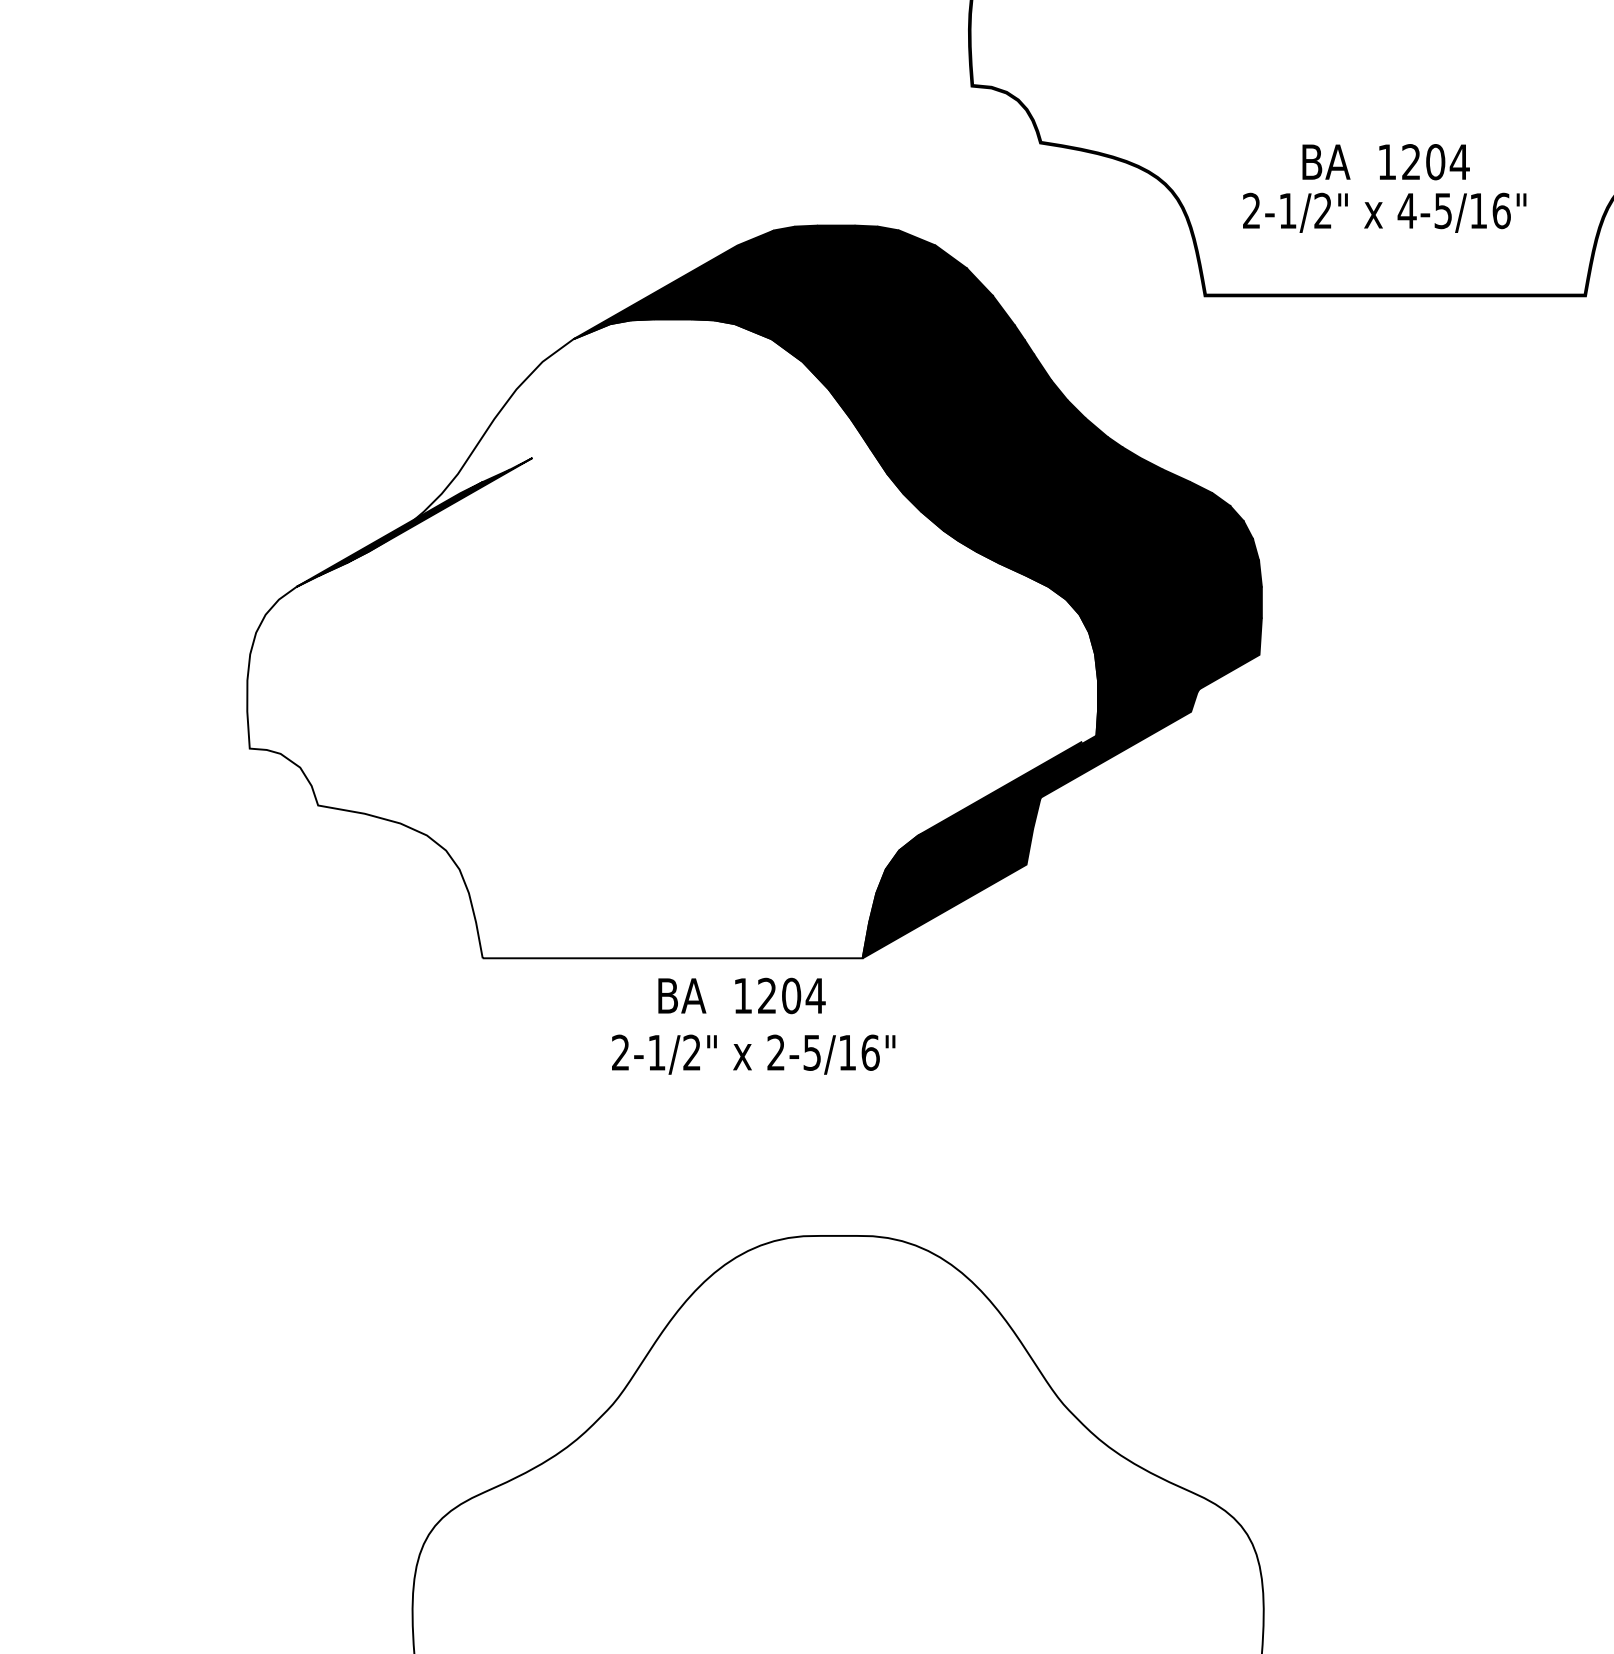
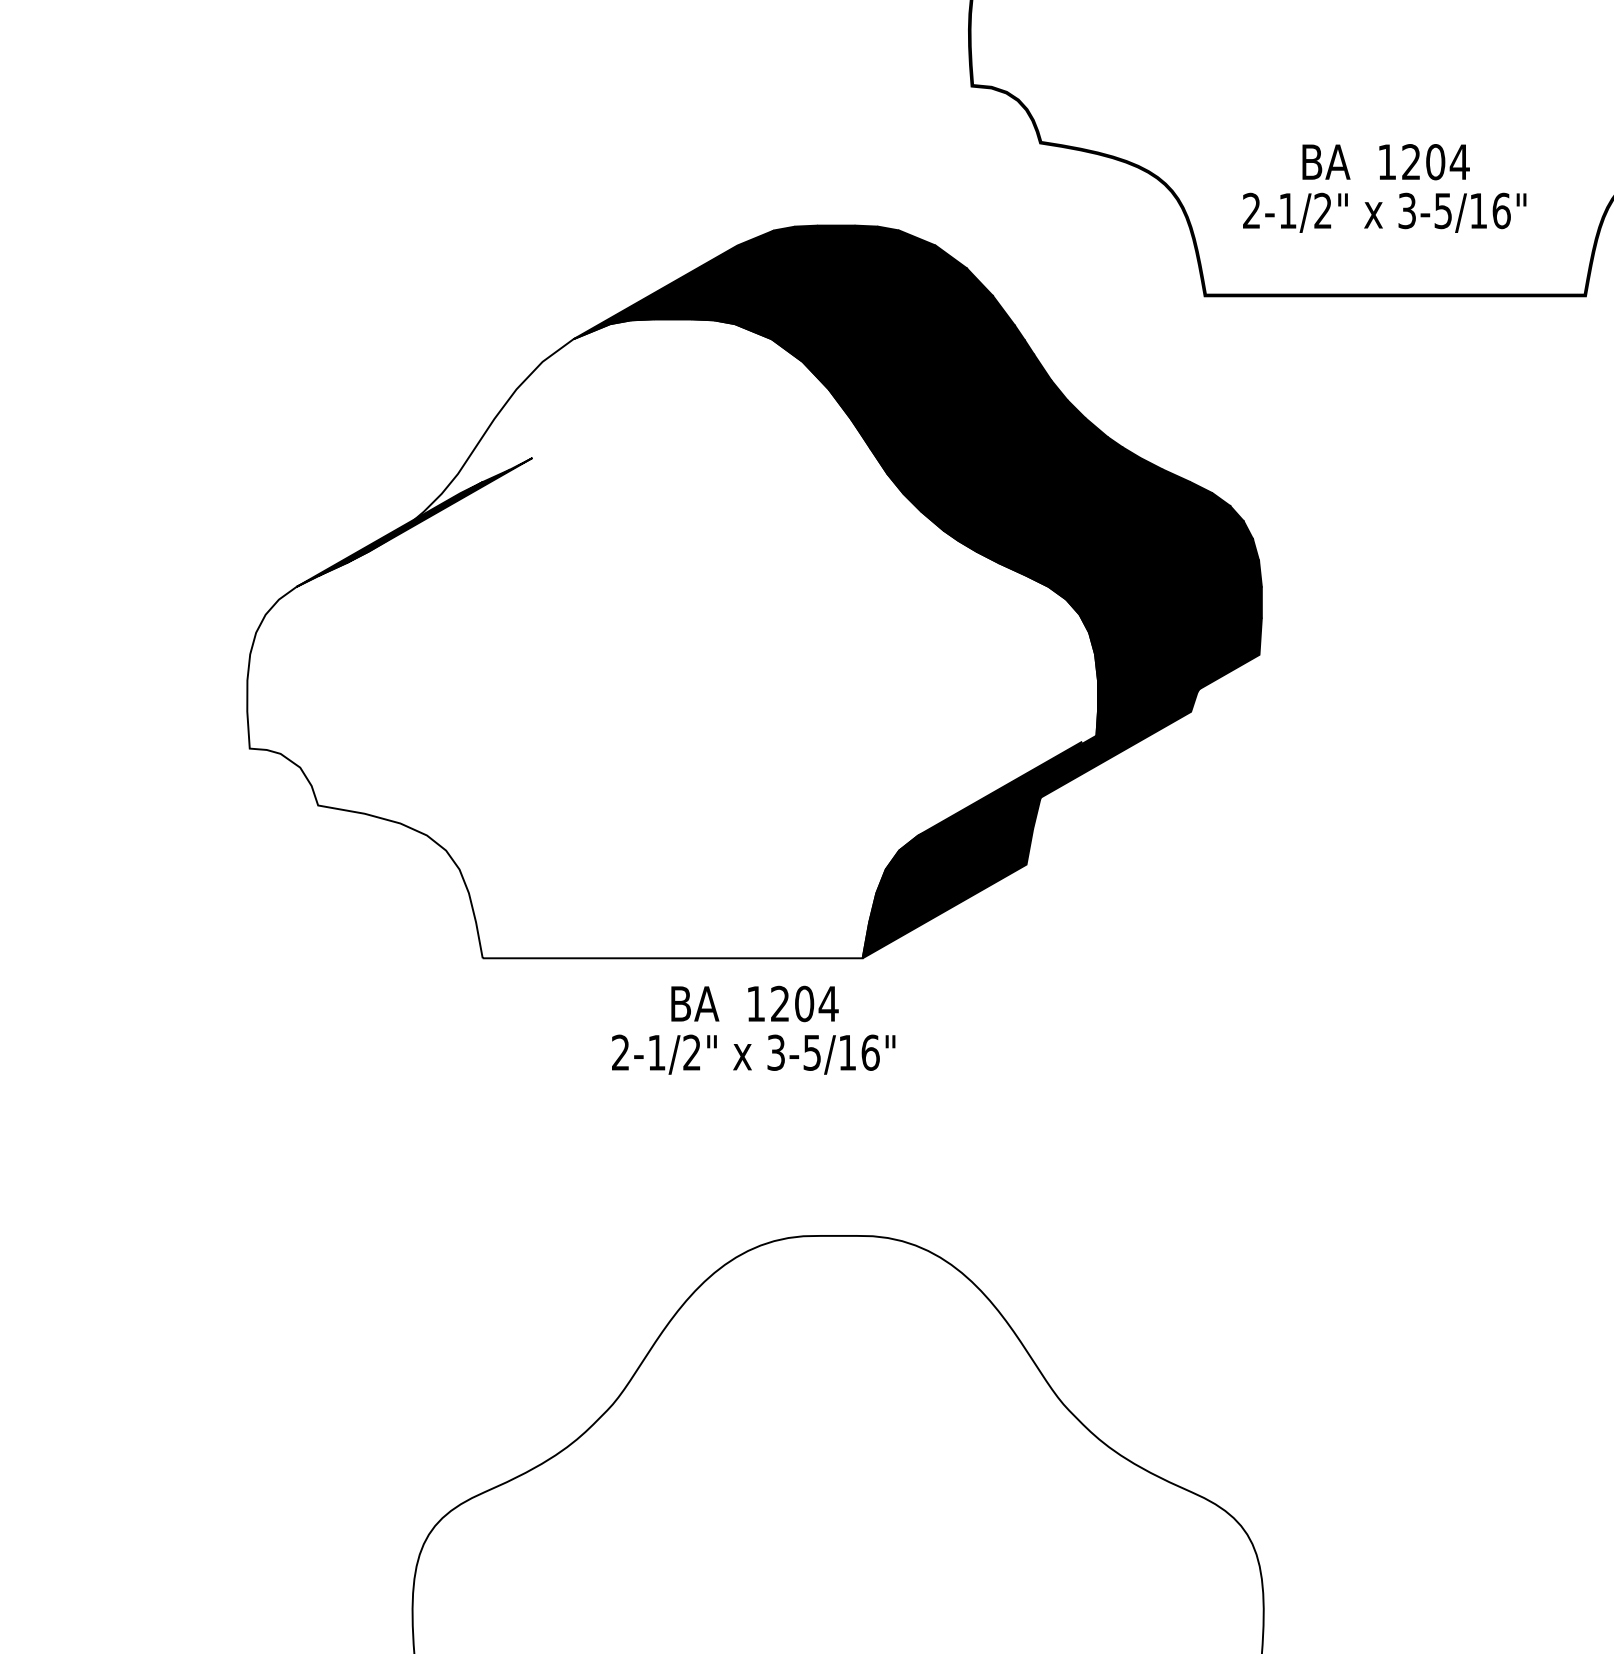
text: 4-5/16" -> 3-5/16" (1406, 210)
text position: (741, 995) -> (754, 1003) (754, 1003)
text: 2-5/16" -> 3-5/16" (775, 1052)
